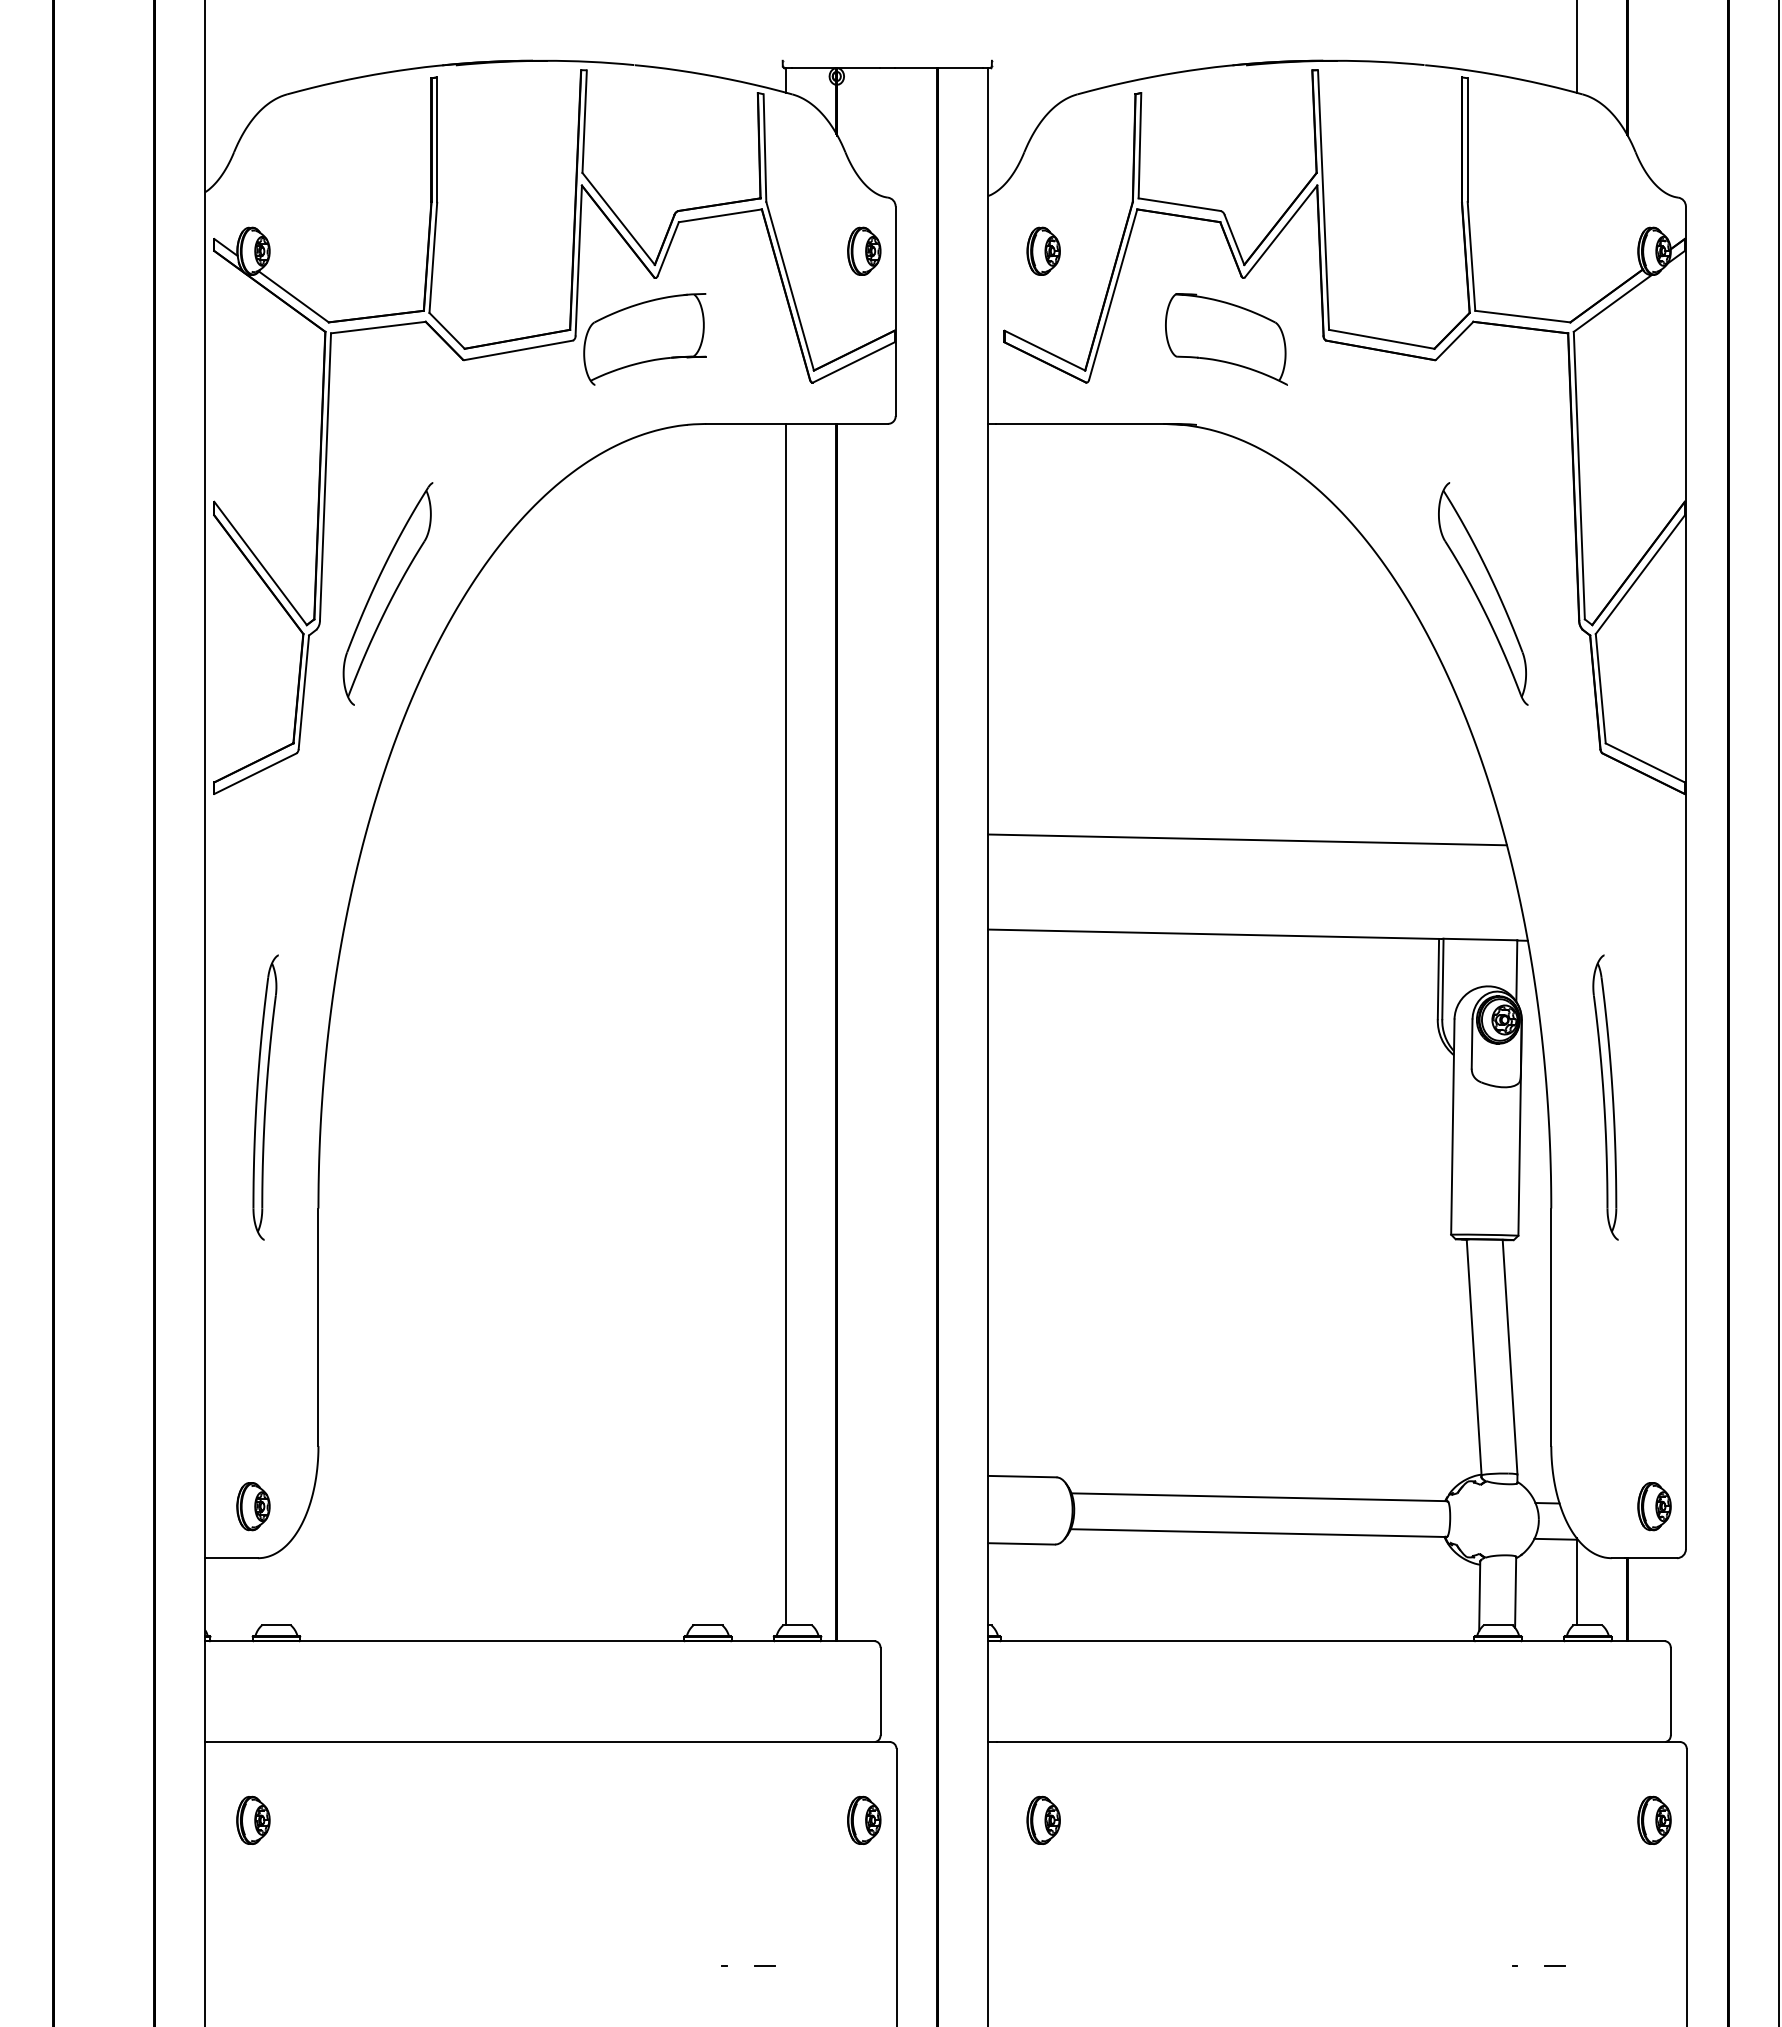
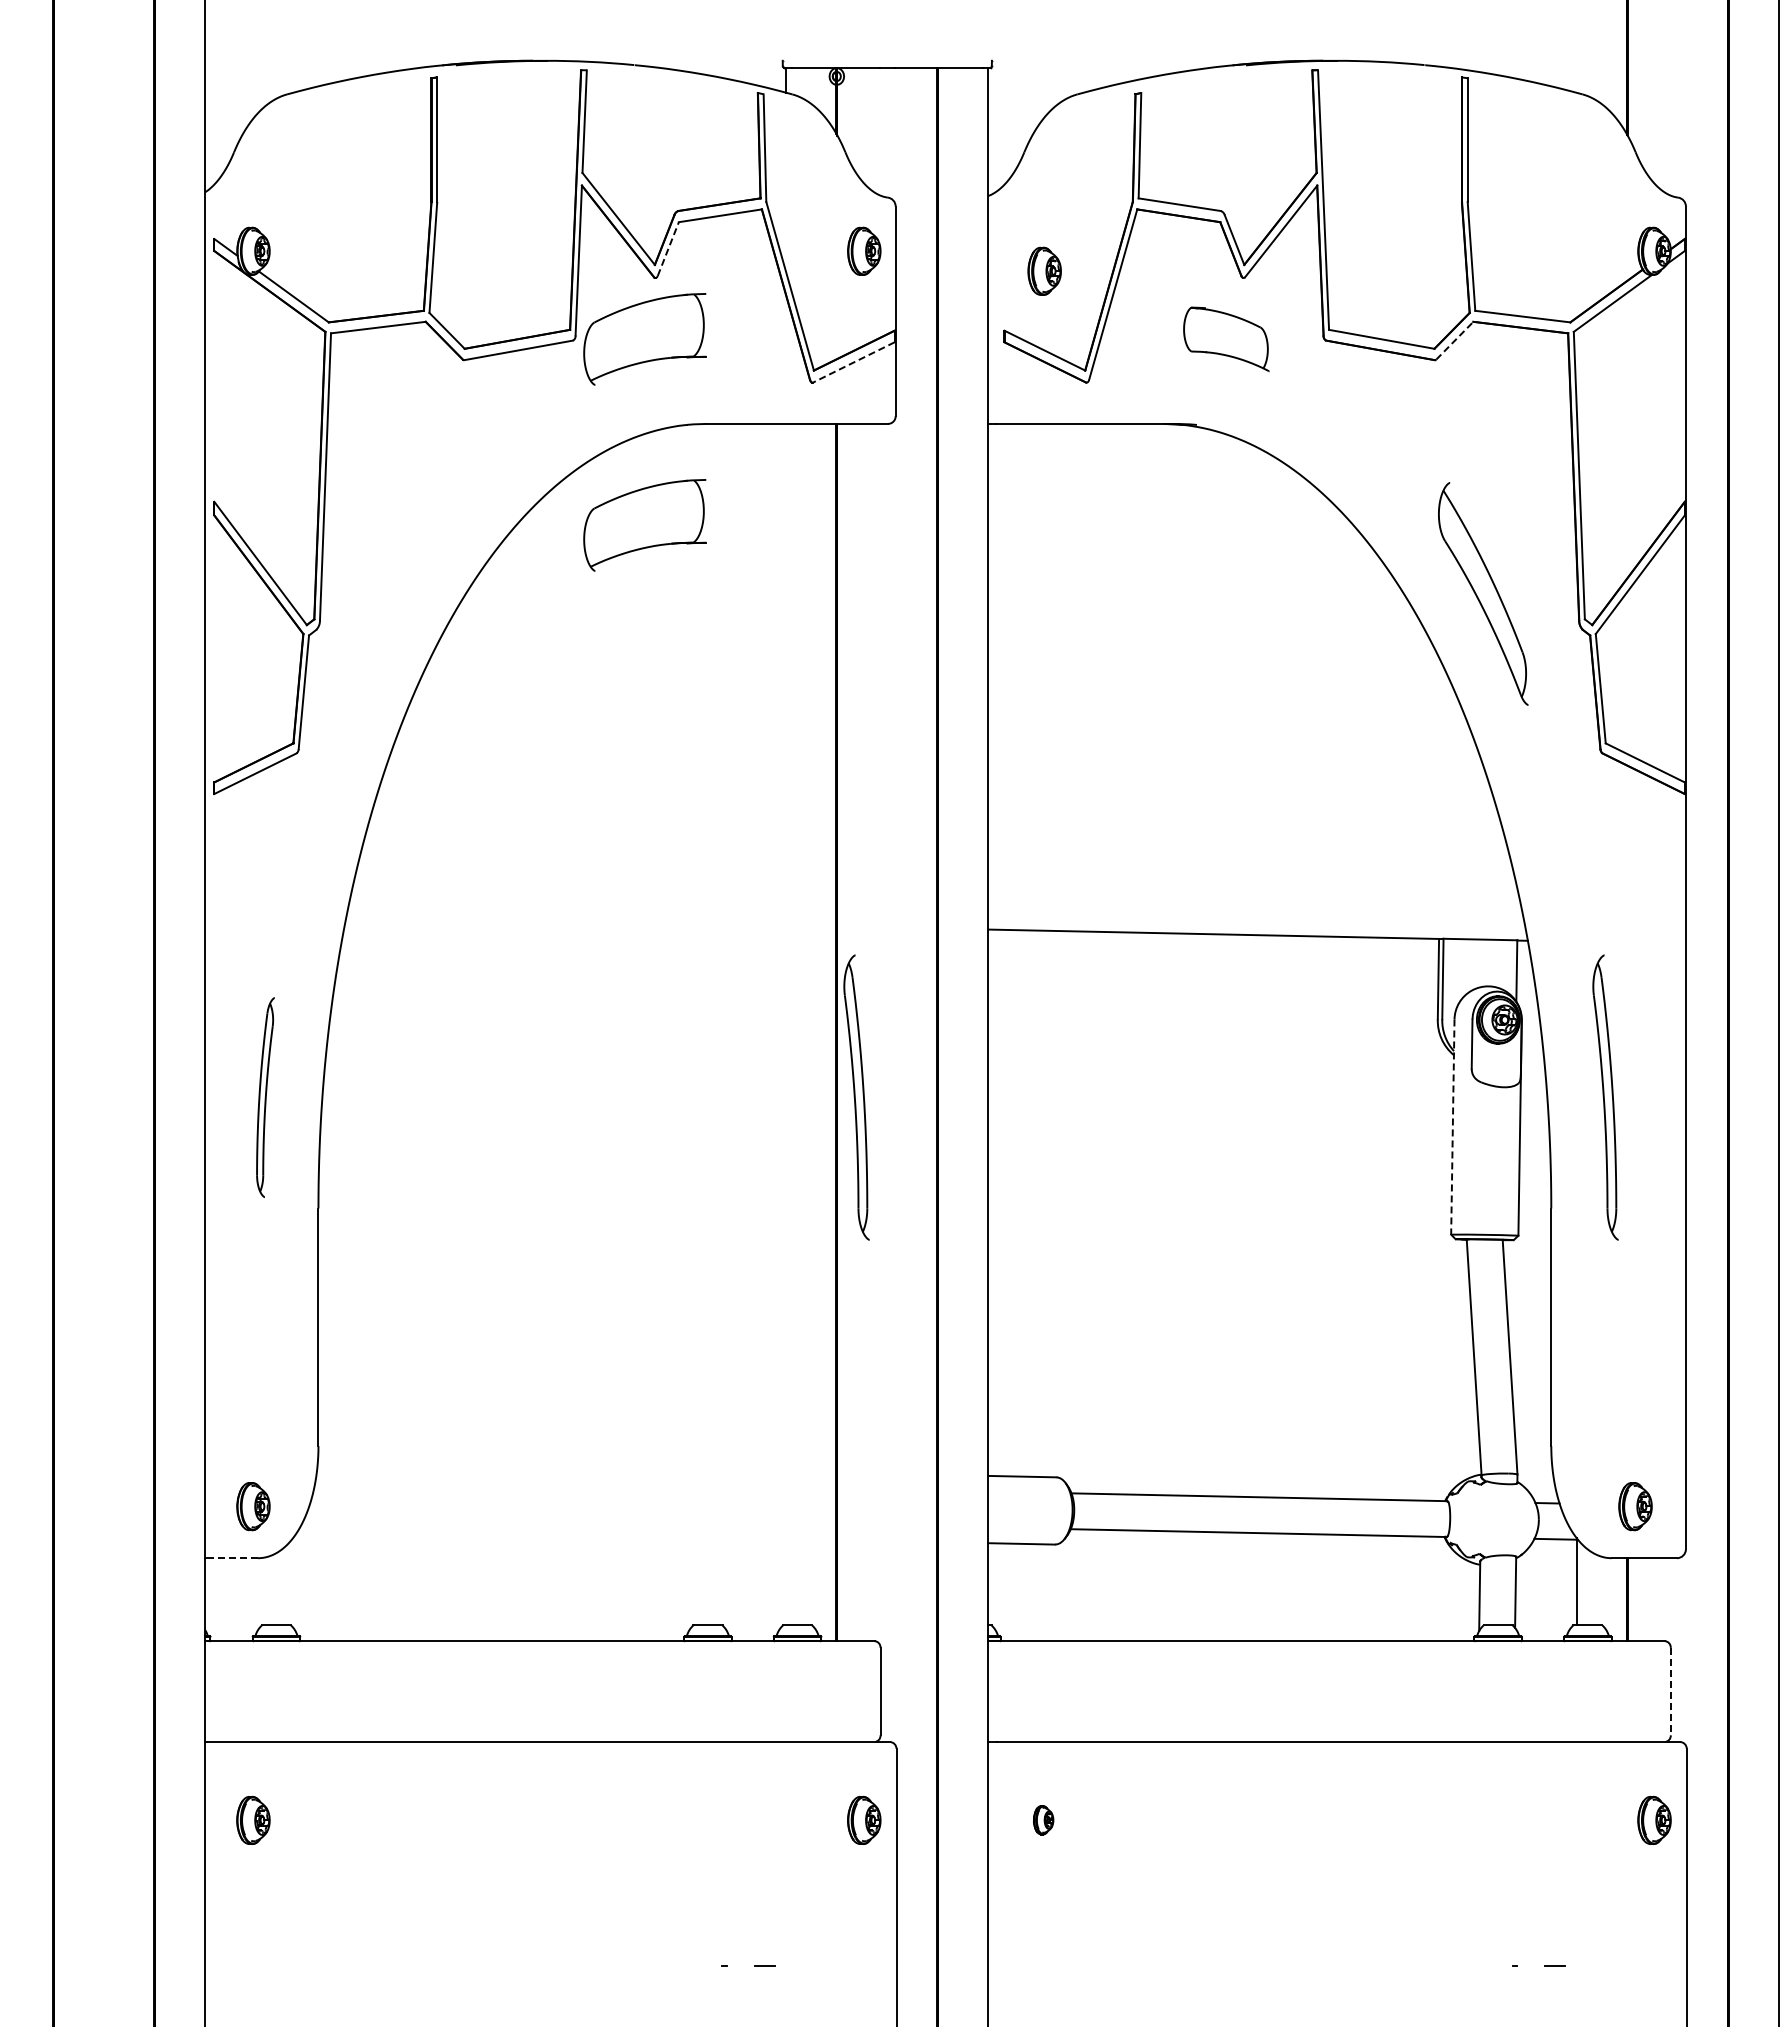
line: present -> none (1576, 47)
line: solid -> dashed (668, 249)
part position: (1043, 250) -> (1044, 270) (1044, 270)
part size: 123x93 px -> 87x67 px (1226, 339)
line: solid -> dashed (1455, 340)
line: solid -> dashed (853, 362)
part: none -> present (644, 525)
part: present -> none (387, 593)
line: present -> none (1247, 839)
line: present -> none (786, 1024)
part size: 27x287 px -> 19x201 px (265, 1097)
part: none -> present (856, 1097)
line: solid -> dashed (1452, 1127)
part position: (1654, 1506) -> (1635, 1506) (1635, 1506)
line: solid -> dashed (232, 1558)
line: solid -> dashed (1670, 1691)
part size: 35x50 px -> 22x31 px (1043, 1820)
